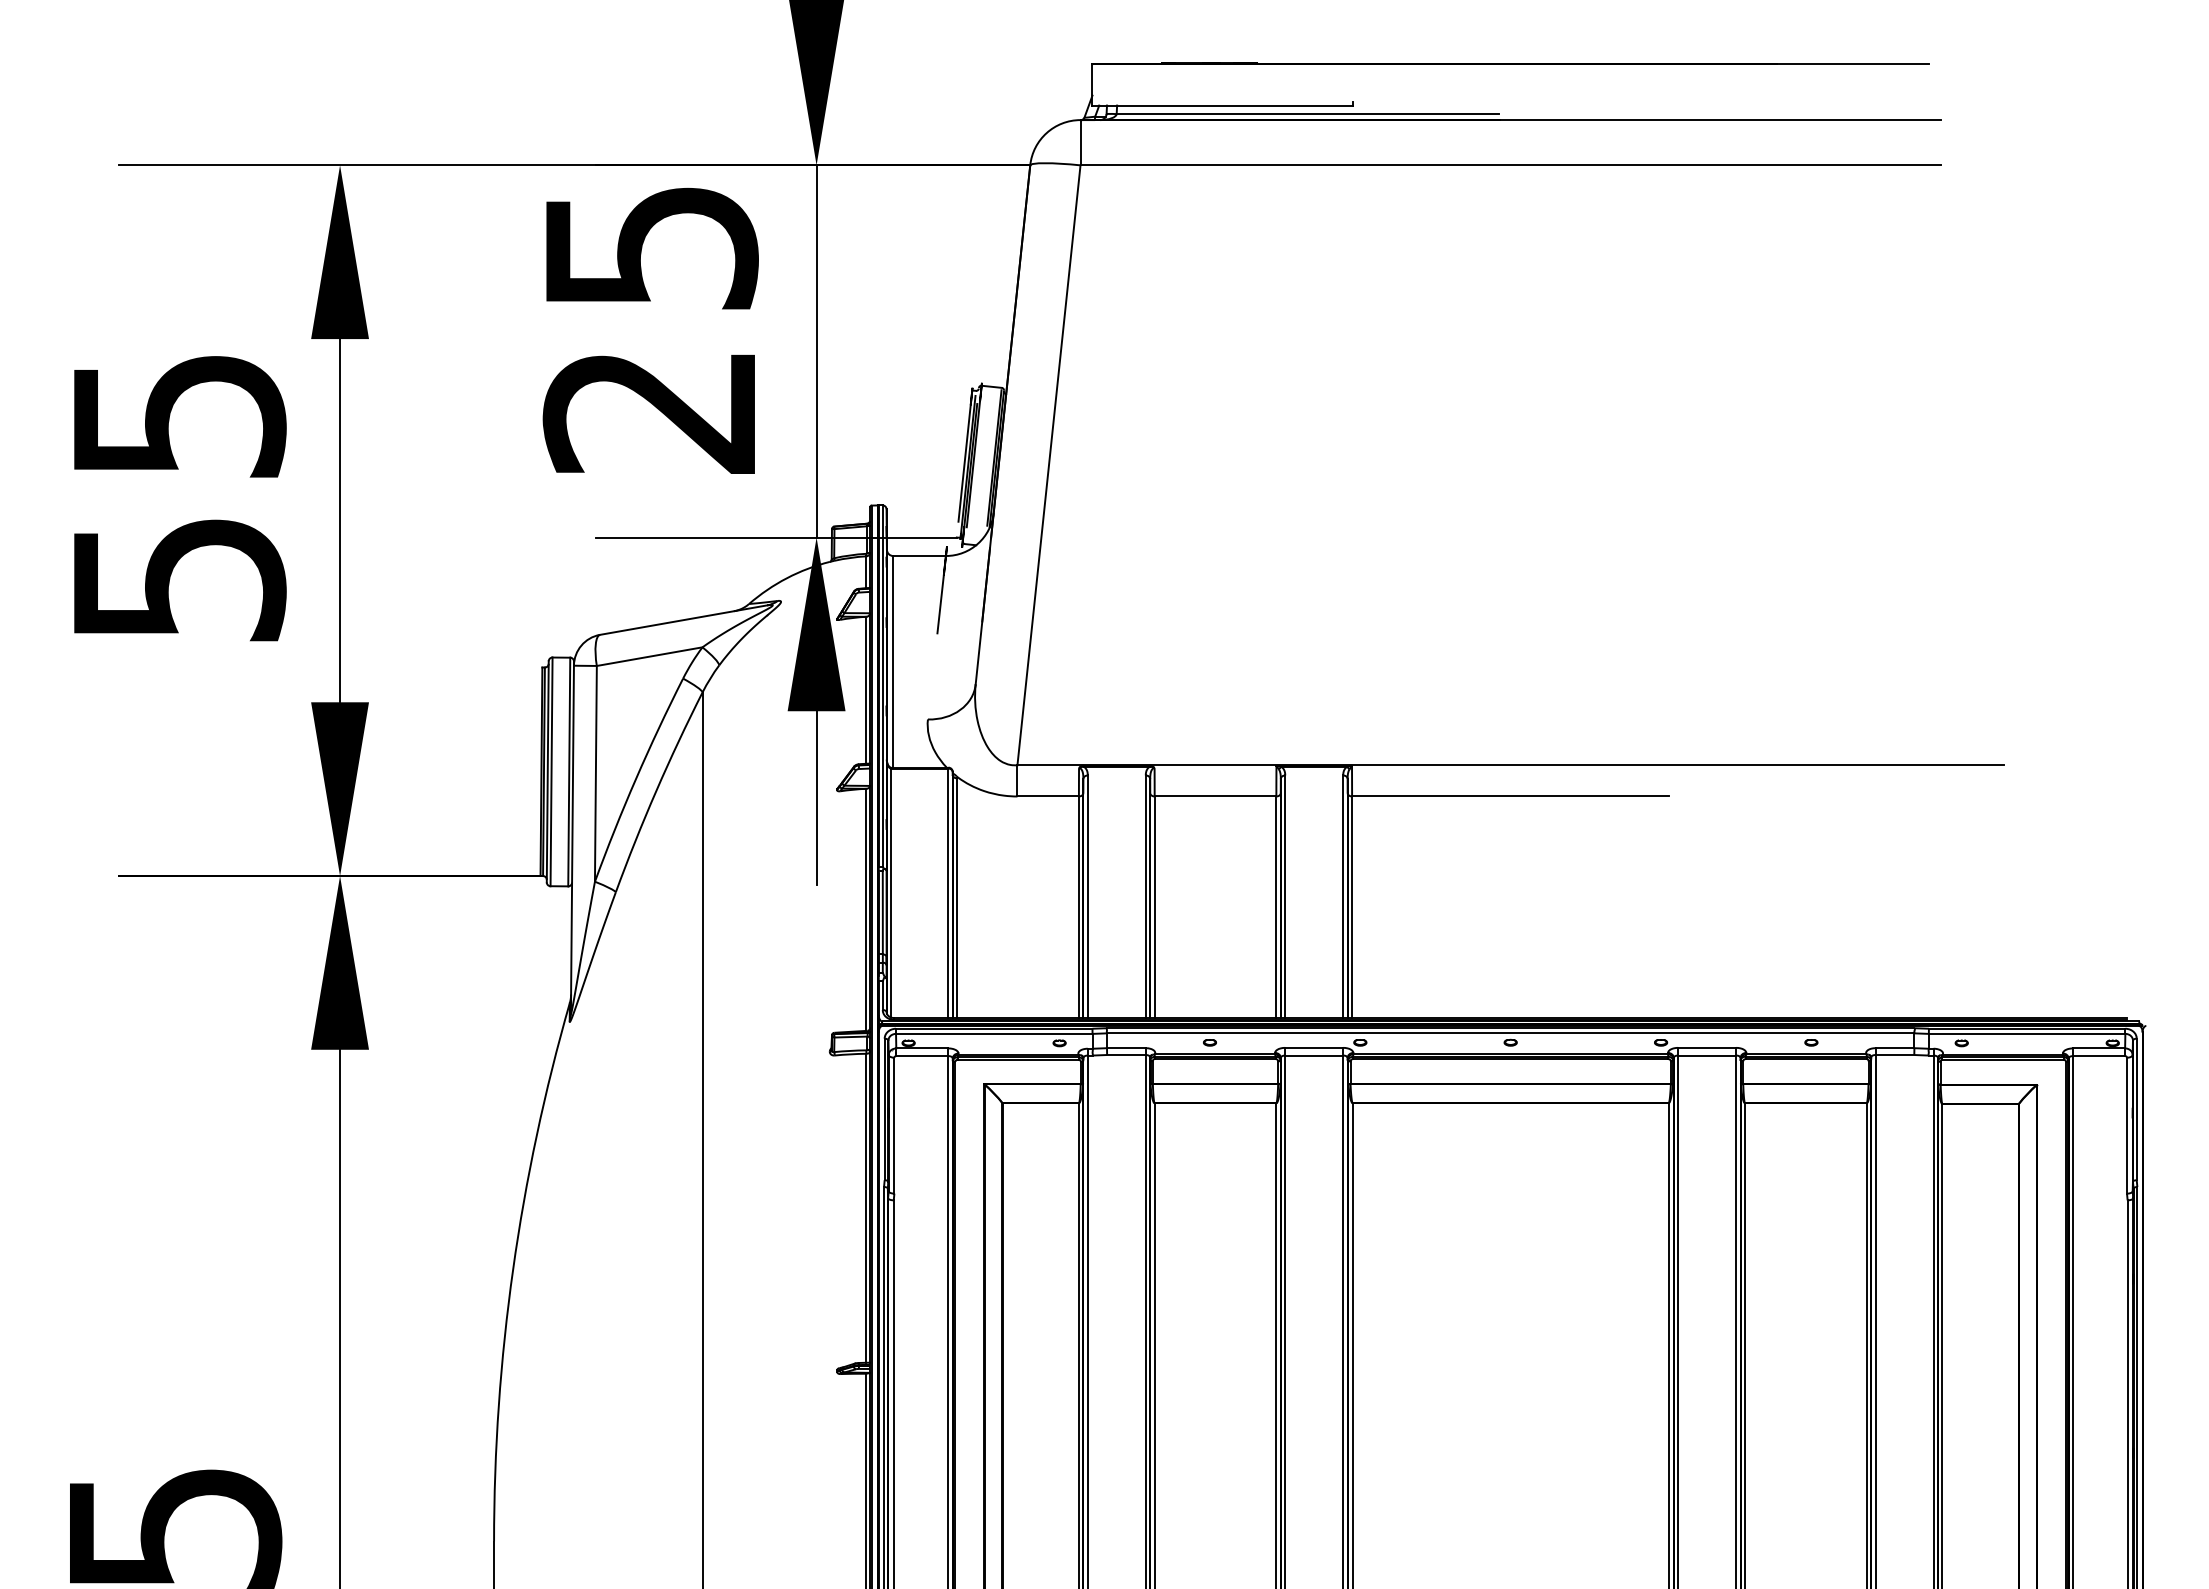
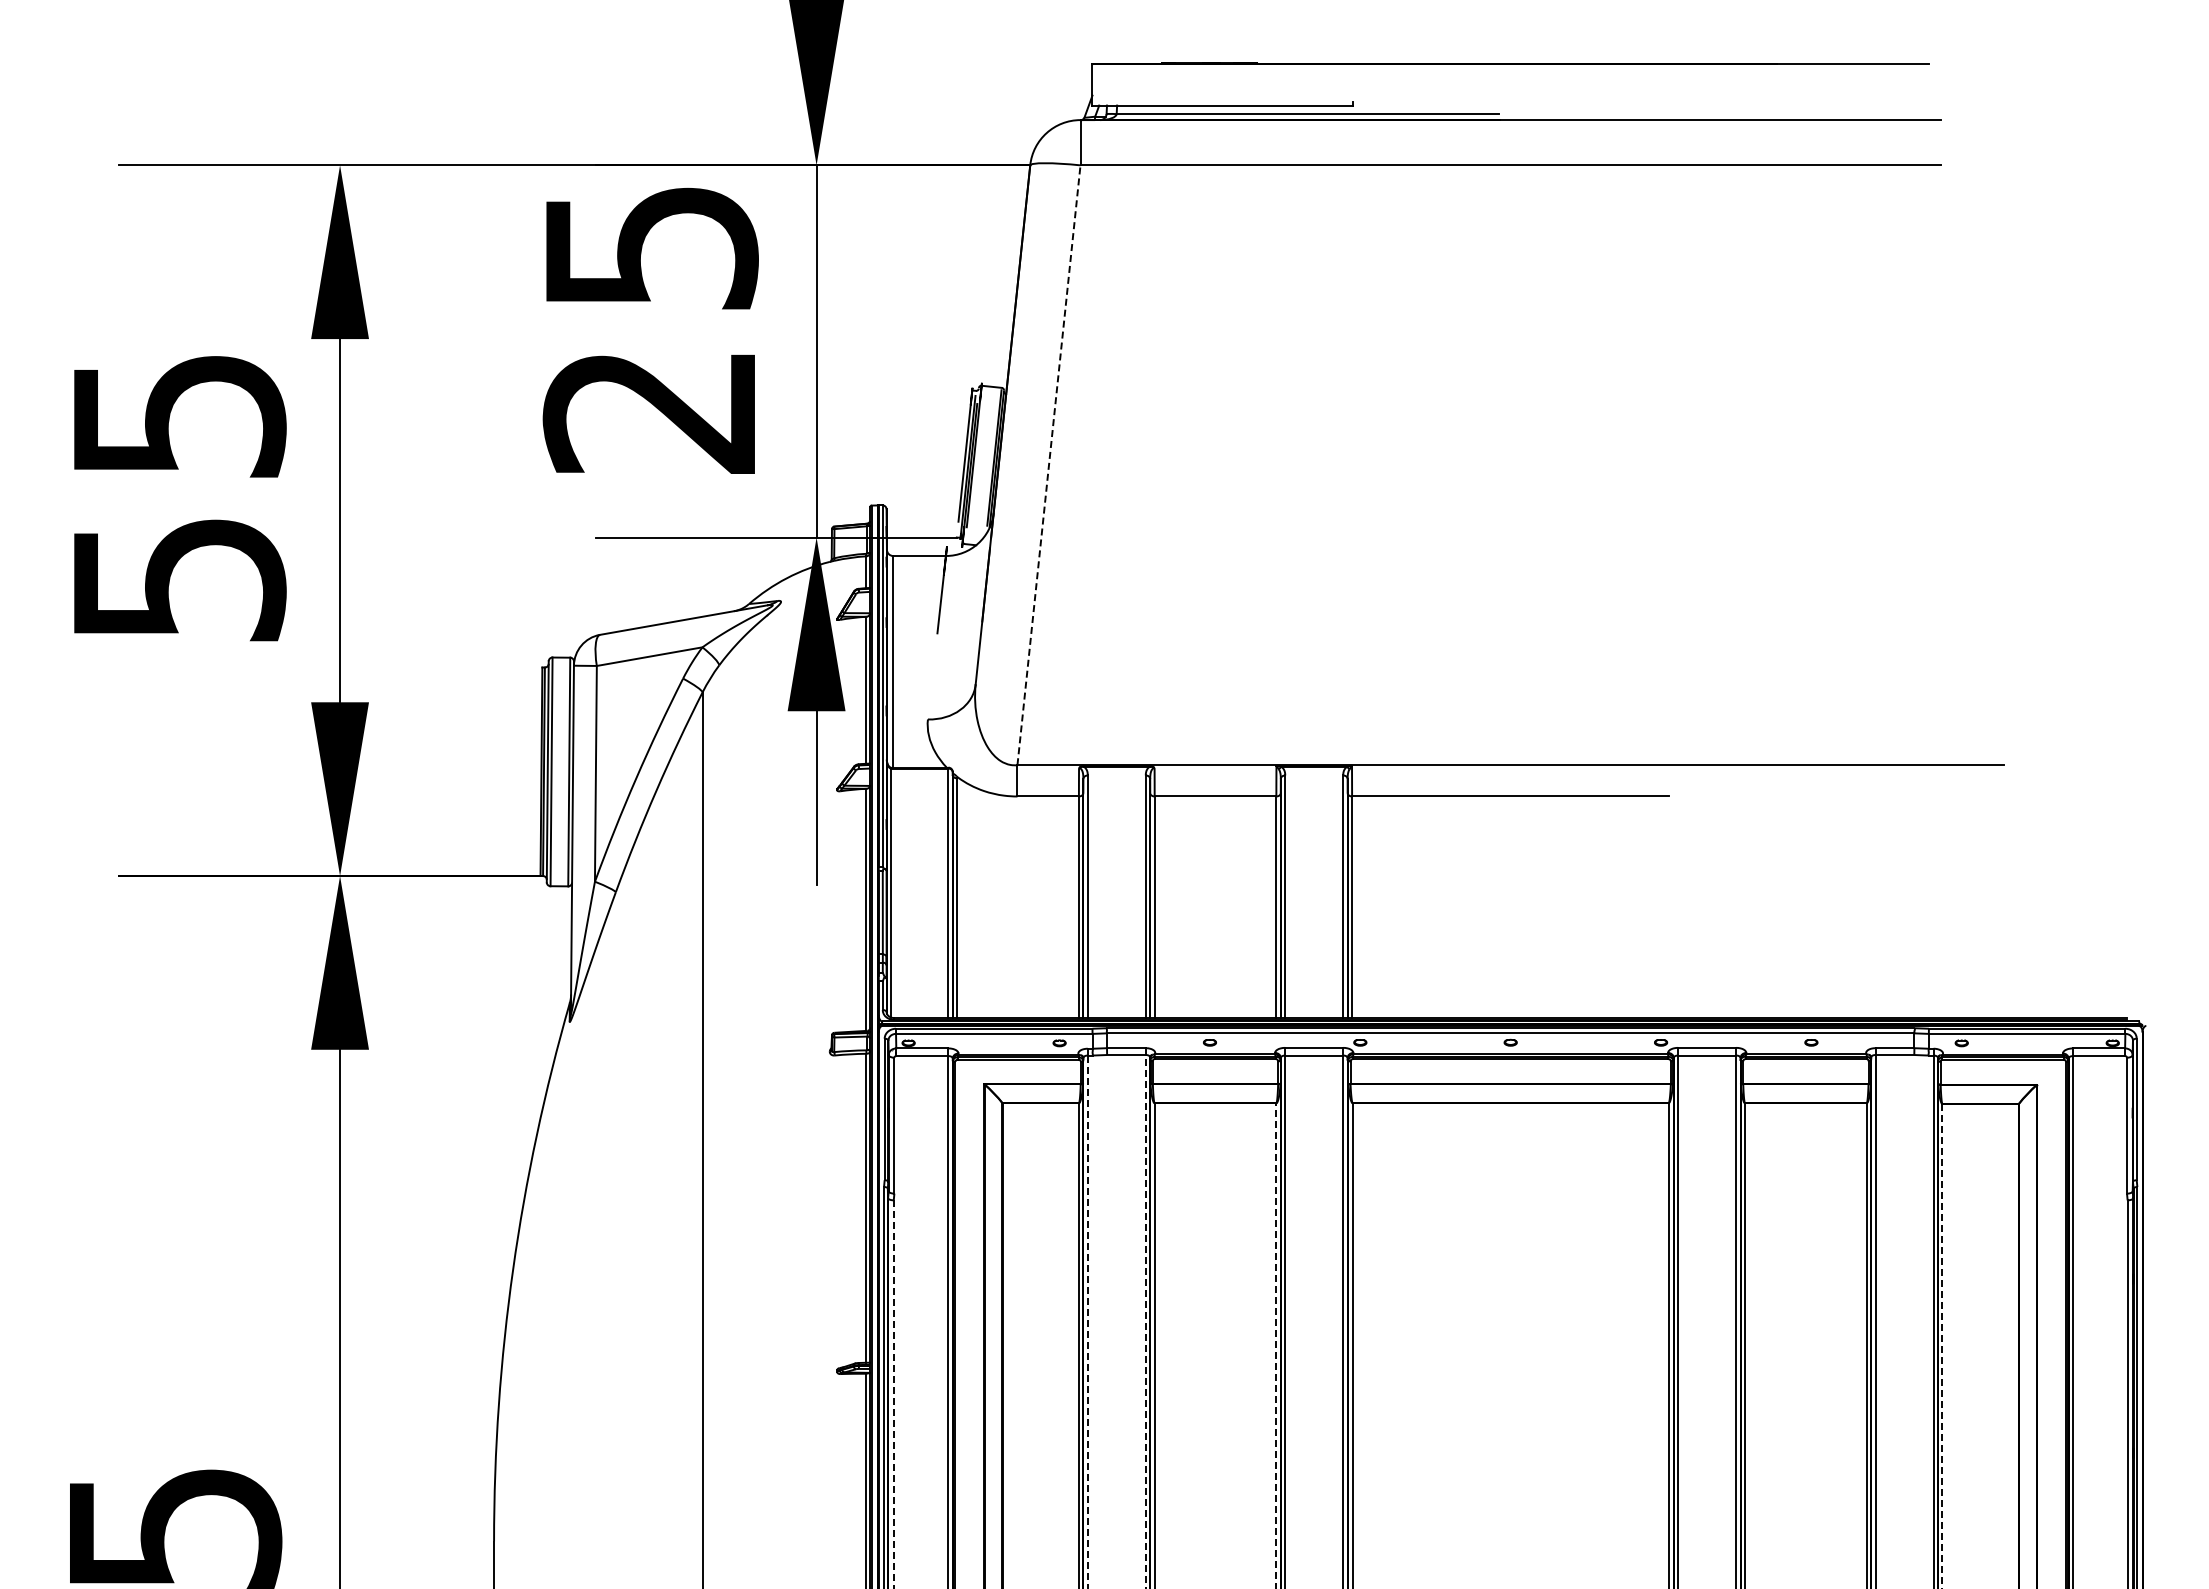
line: solid -> dashed (1048, 465)
line: solid -> dashed (1145, 1321)
line: solid -> dashed (1087, 1322)
line: solid -> dashed (1276, 1345)
line: solid -> dashed (1942, 1346)
line: solid -> dashed (893, 1394)
